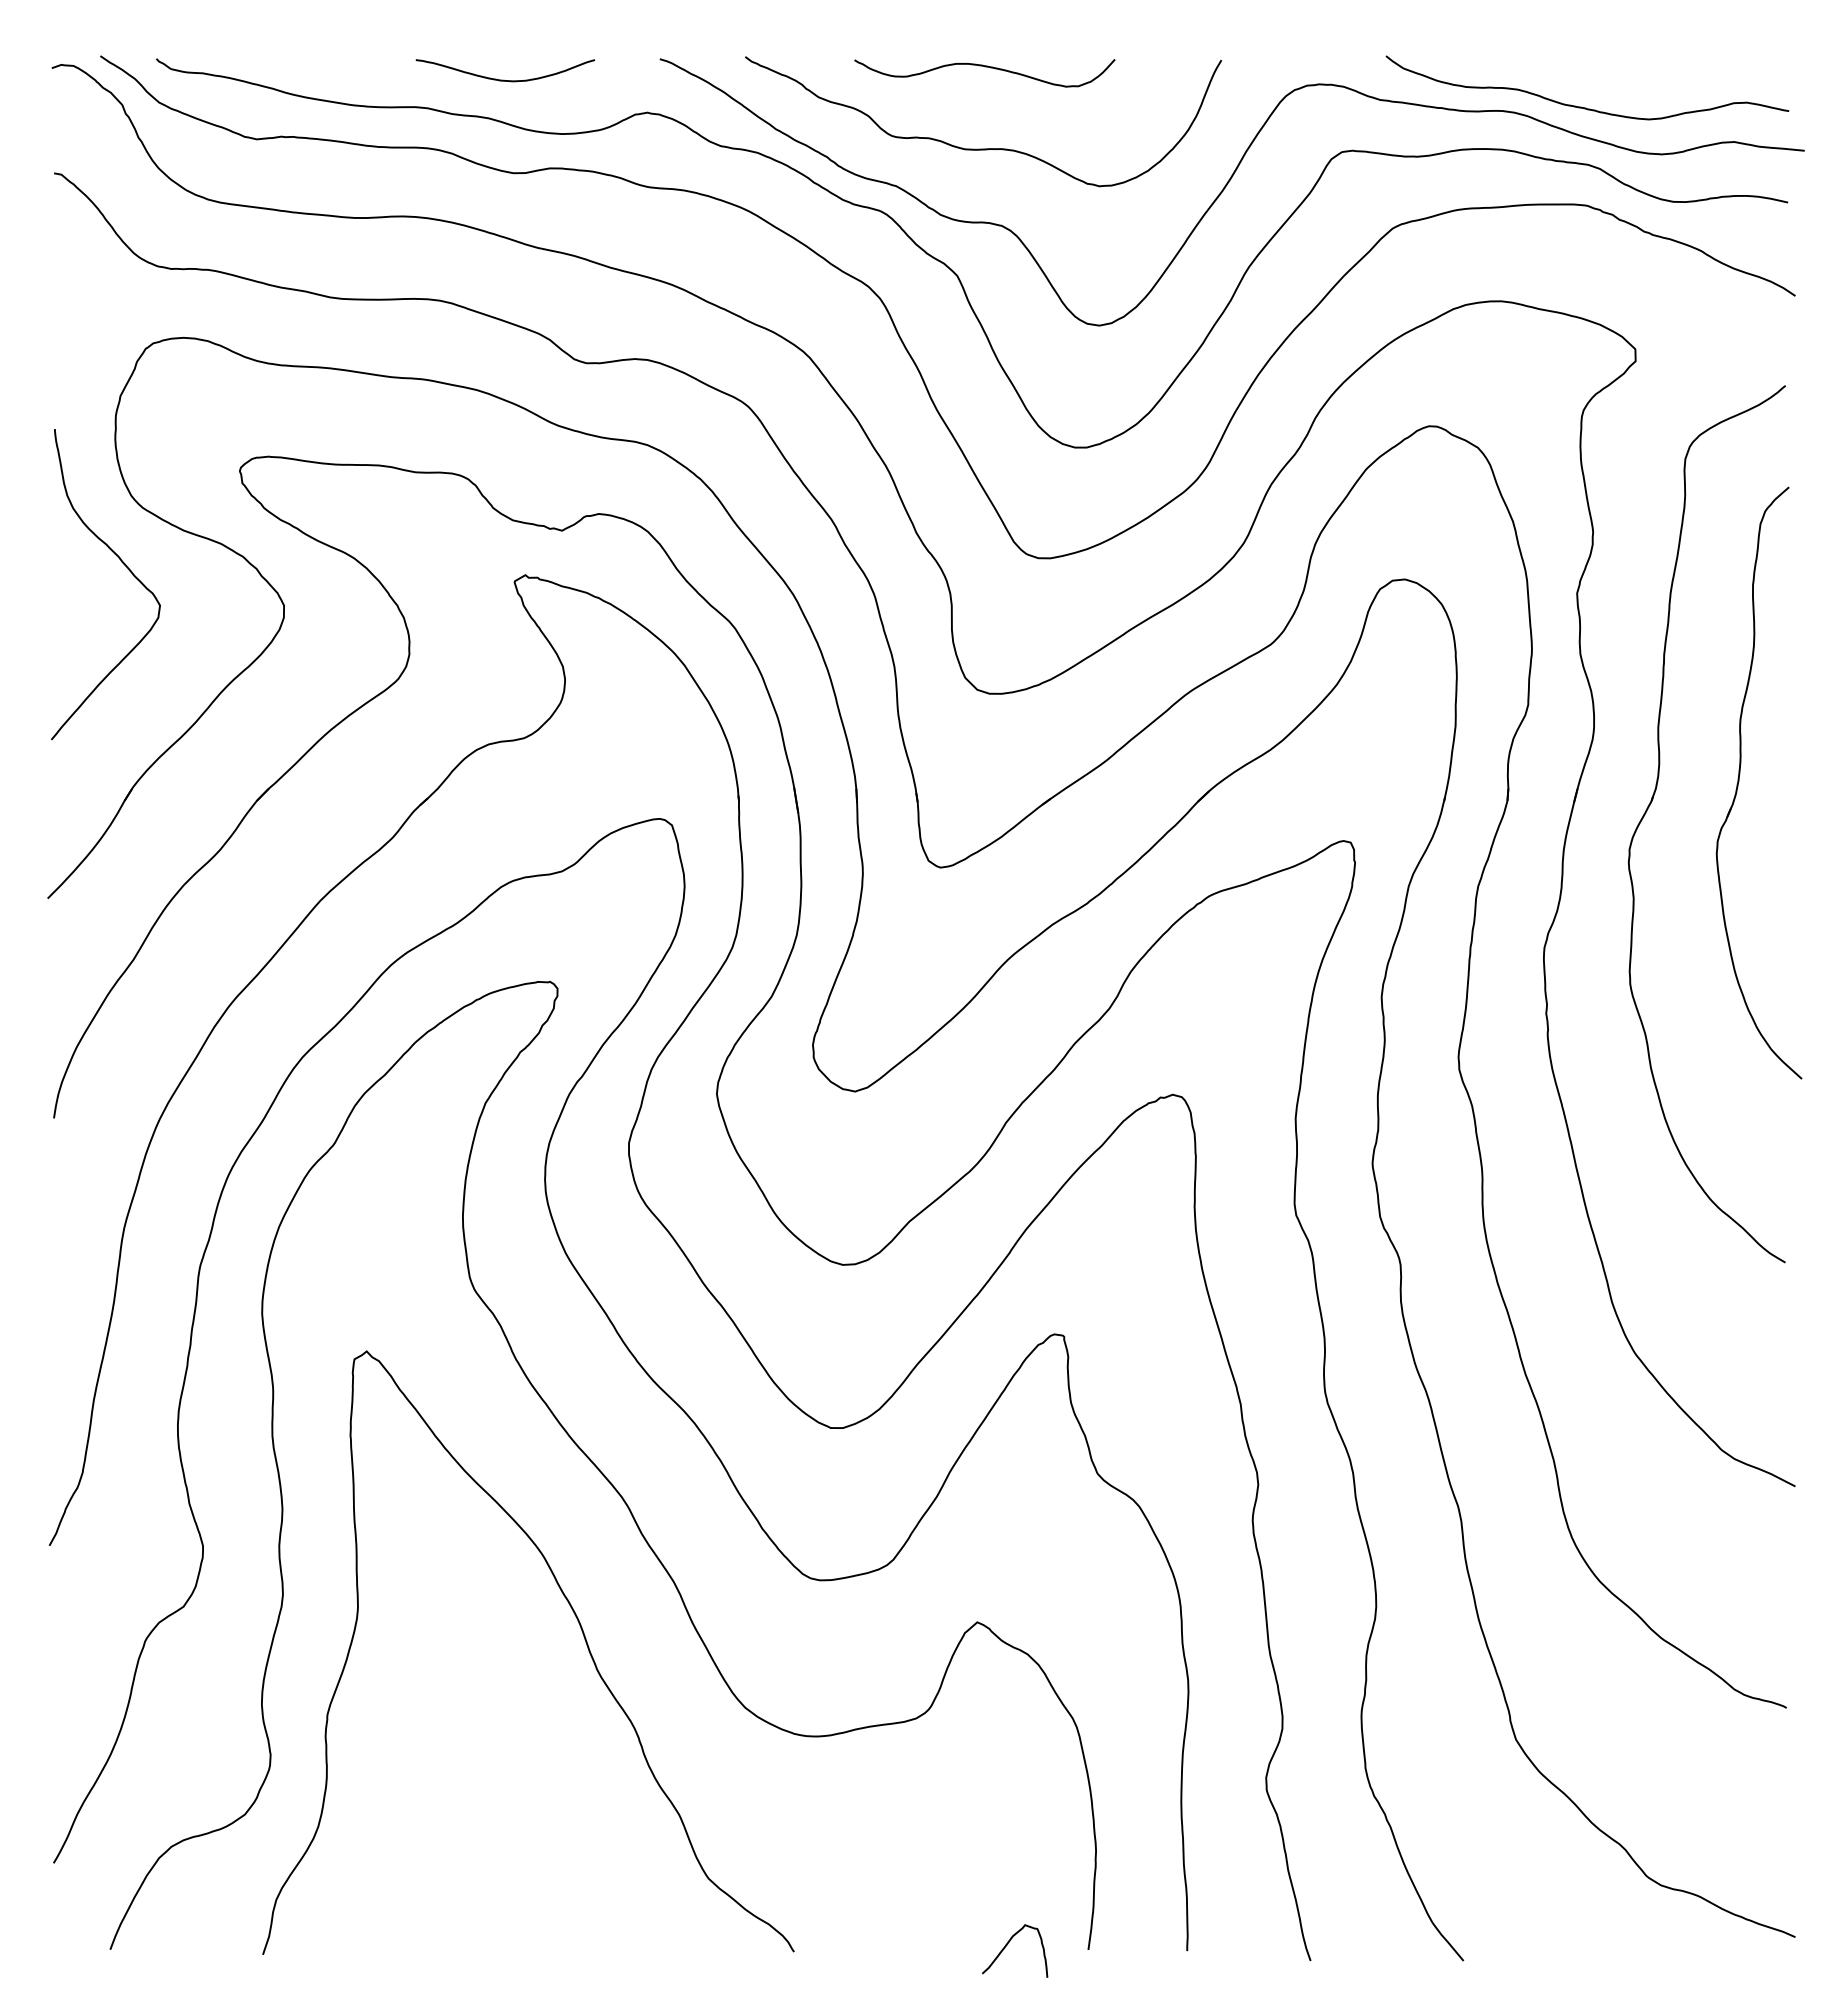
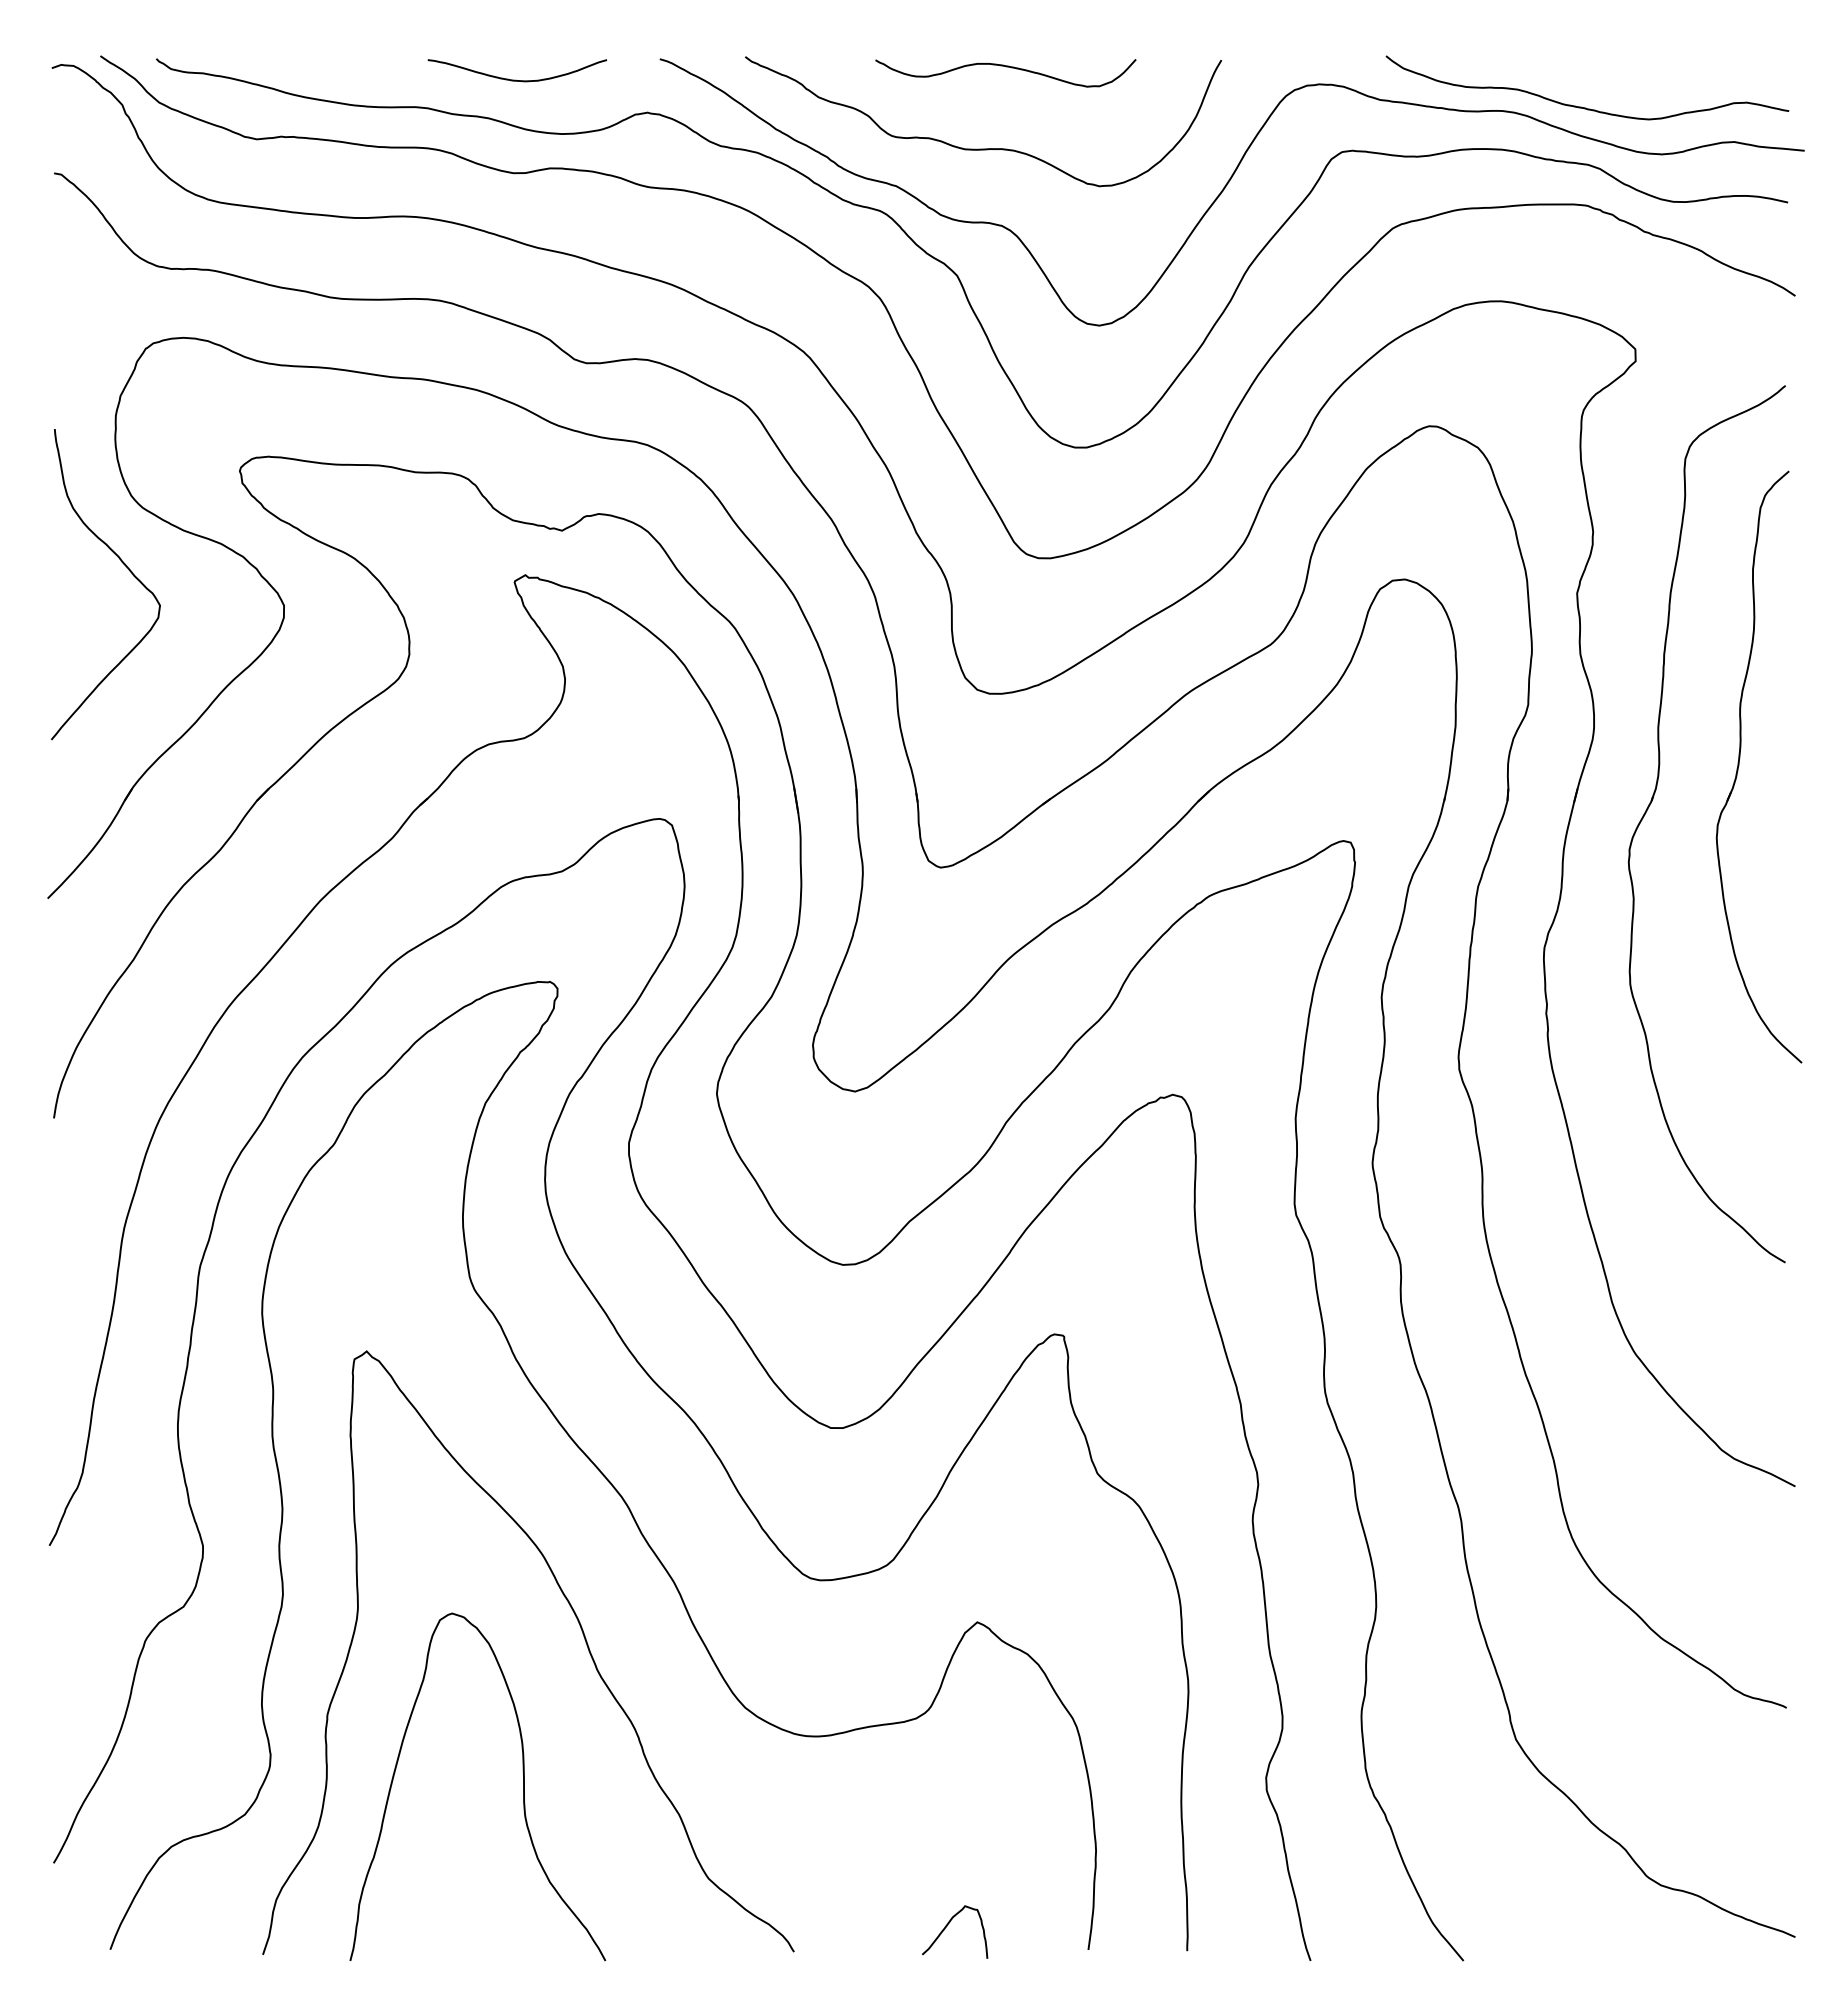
curve position: (985, 67) -> (1006, 67) (1006, 67)
curve position: (504, 79) -> (516, 79) (516, 79)
part position: (1739, 782) -> (1739, 766) (1739, 766)
curve: none -> present (523, 1786)
curve position: (1007, 1945) -> (947, 1926) (947, 1926)
